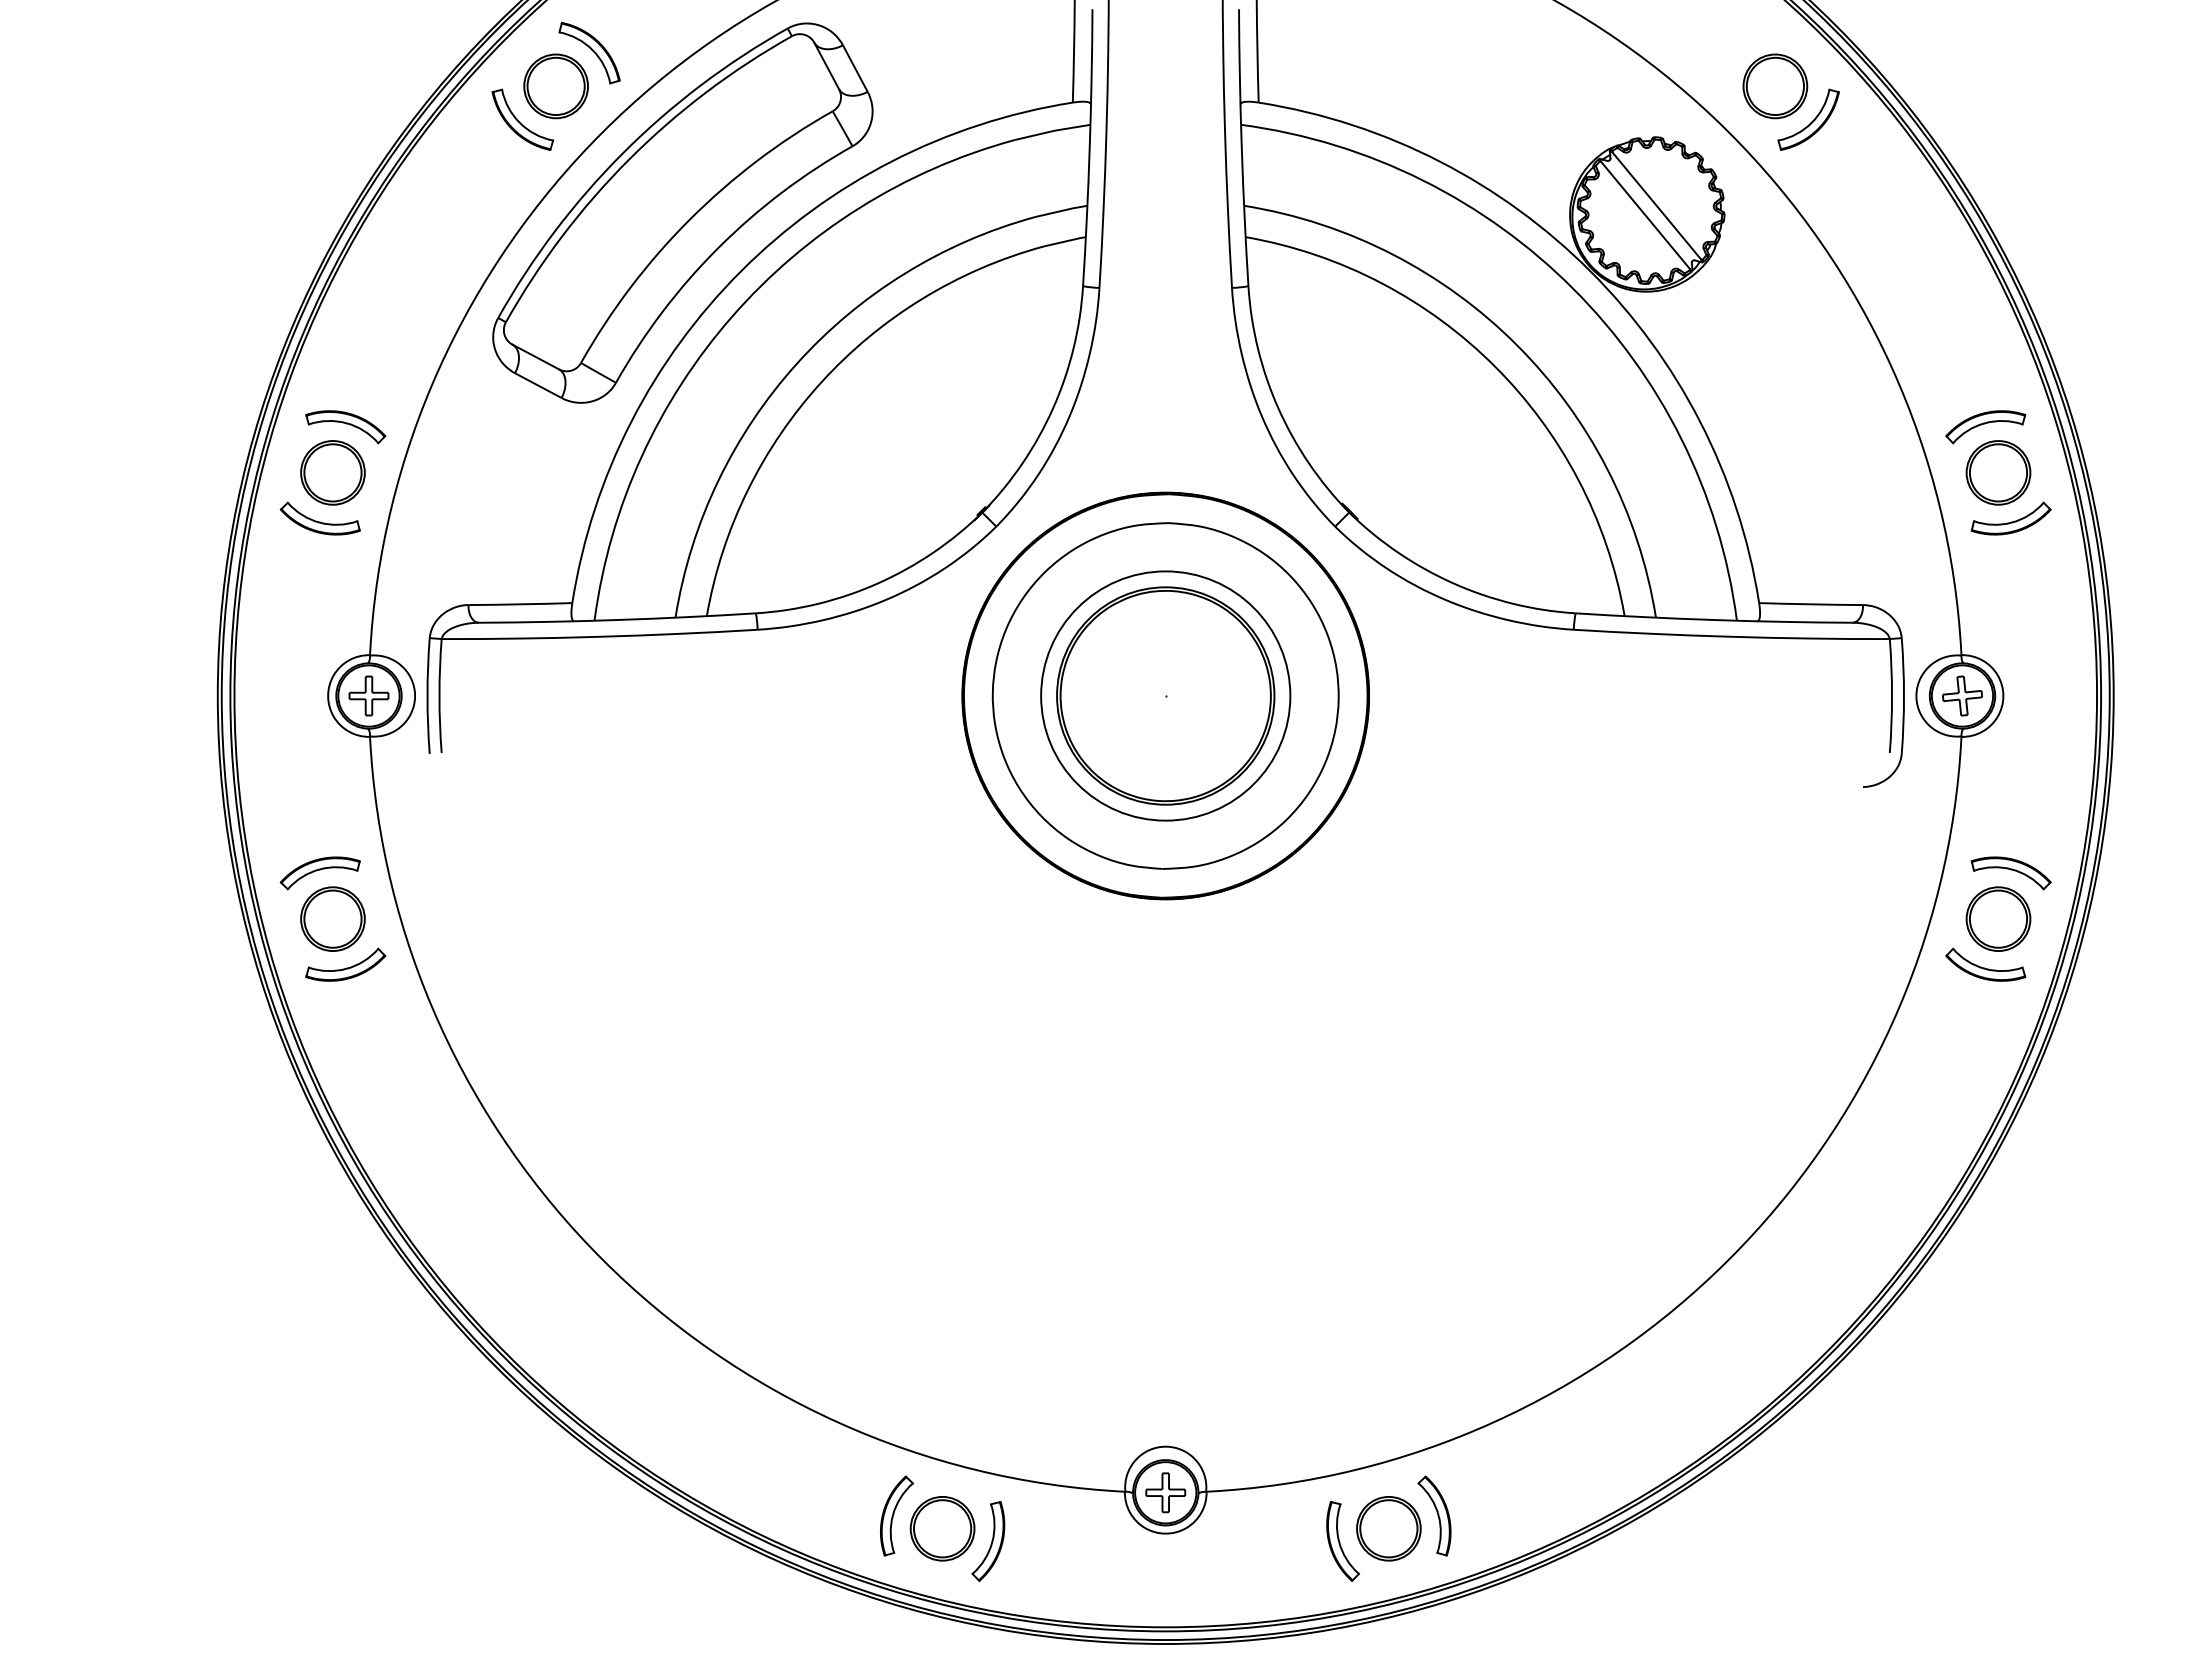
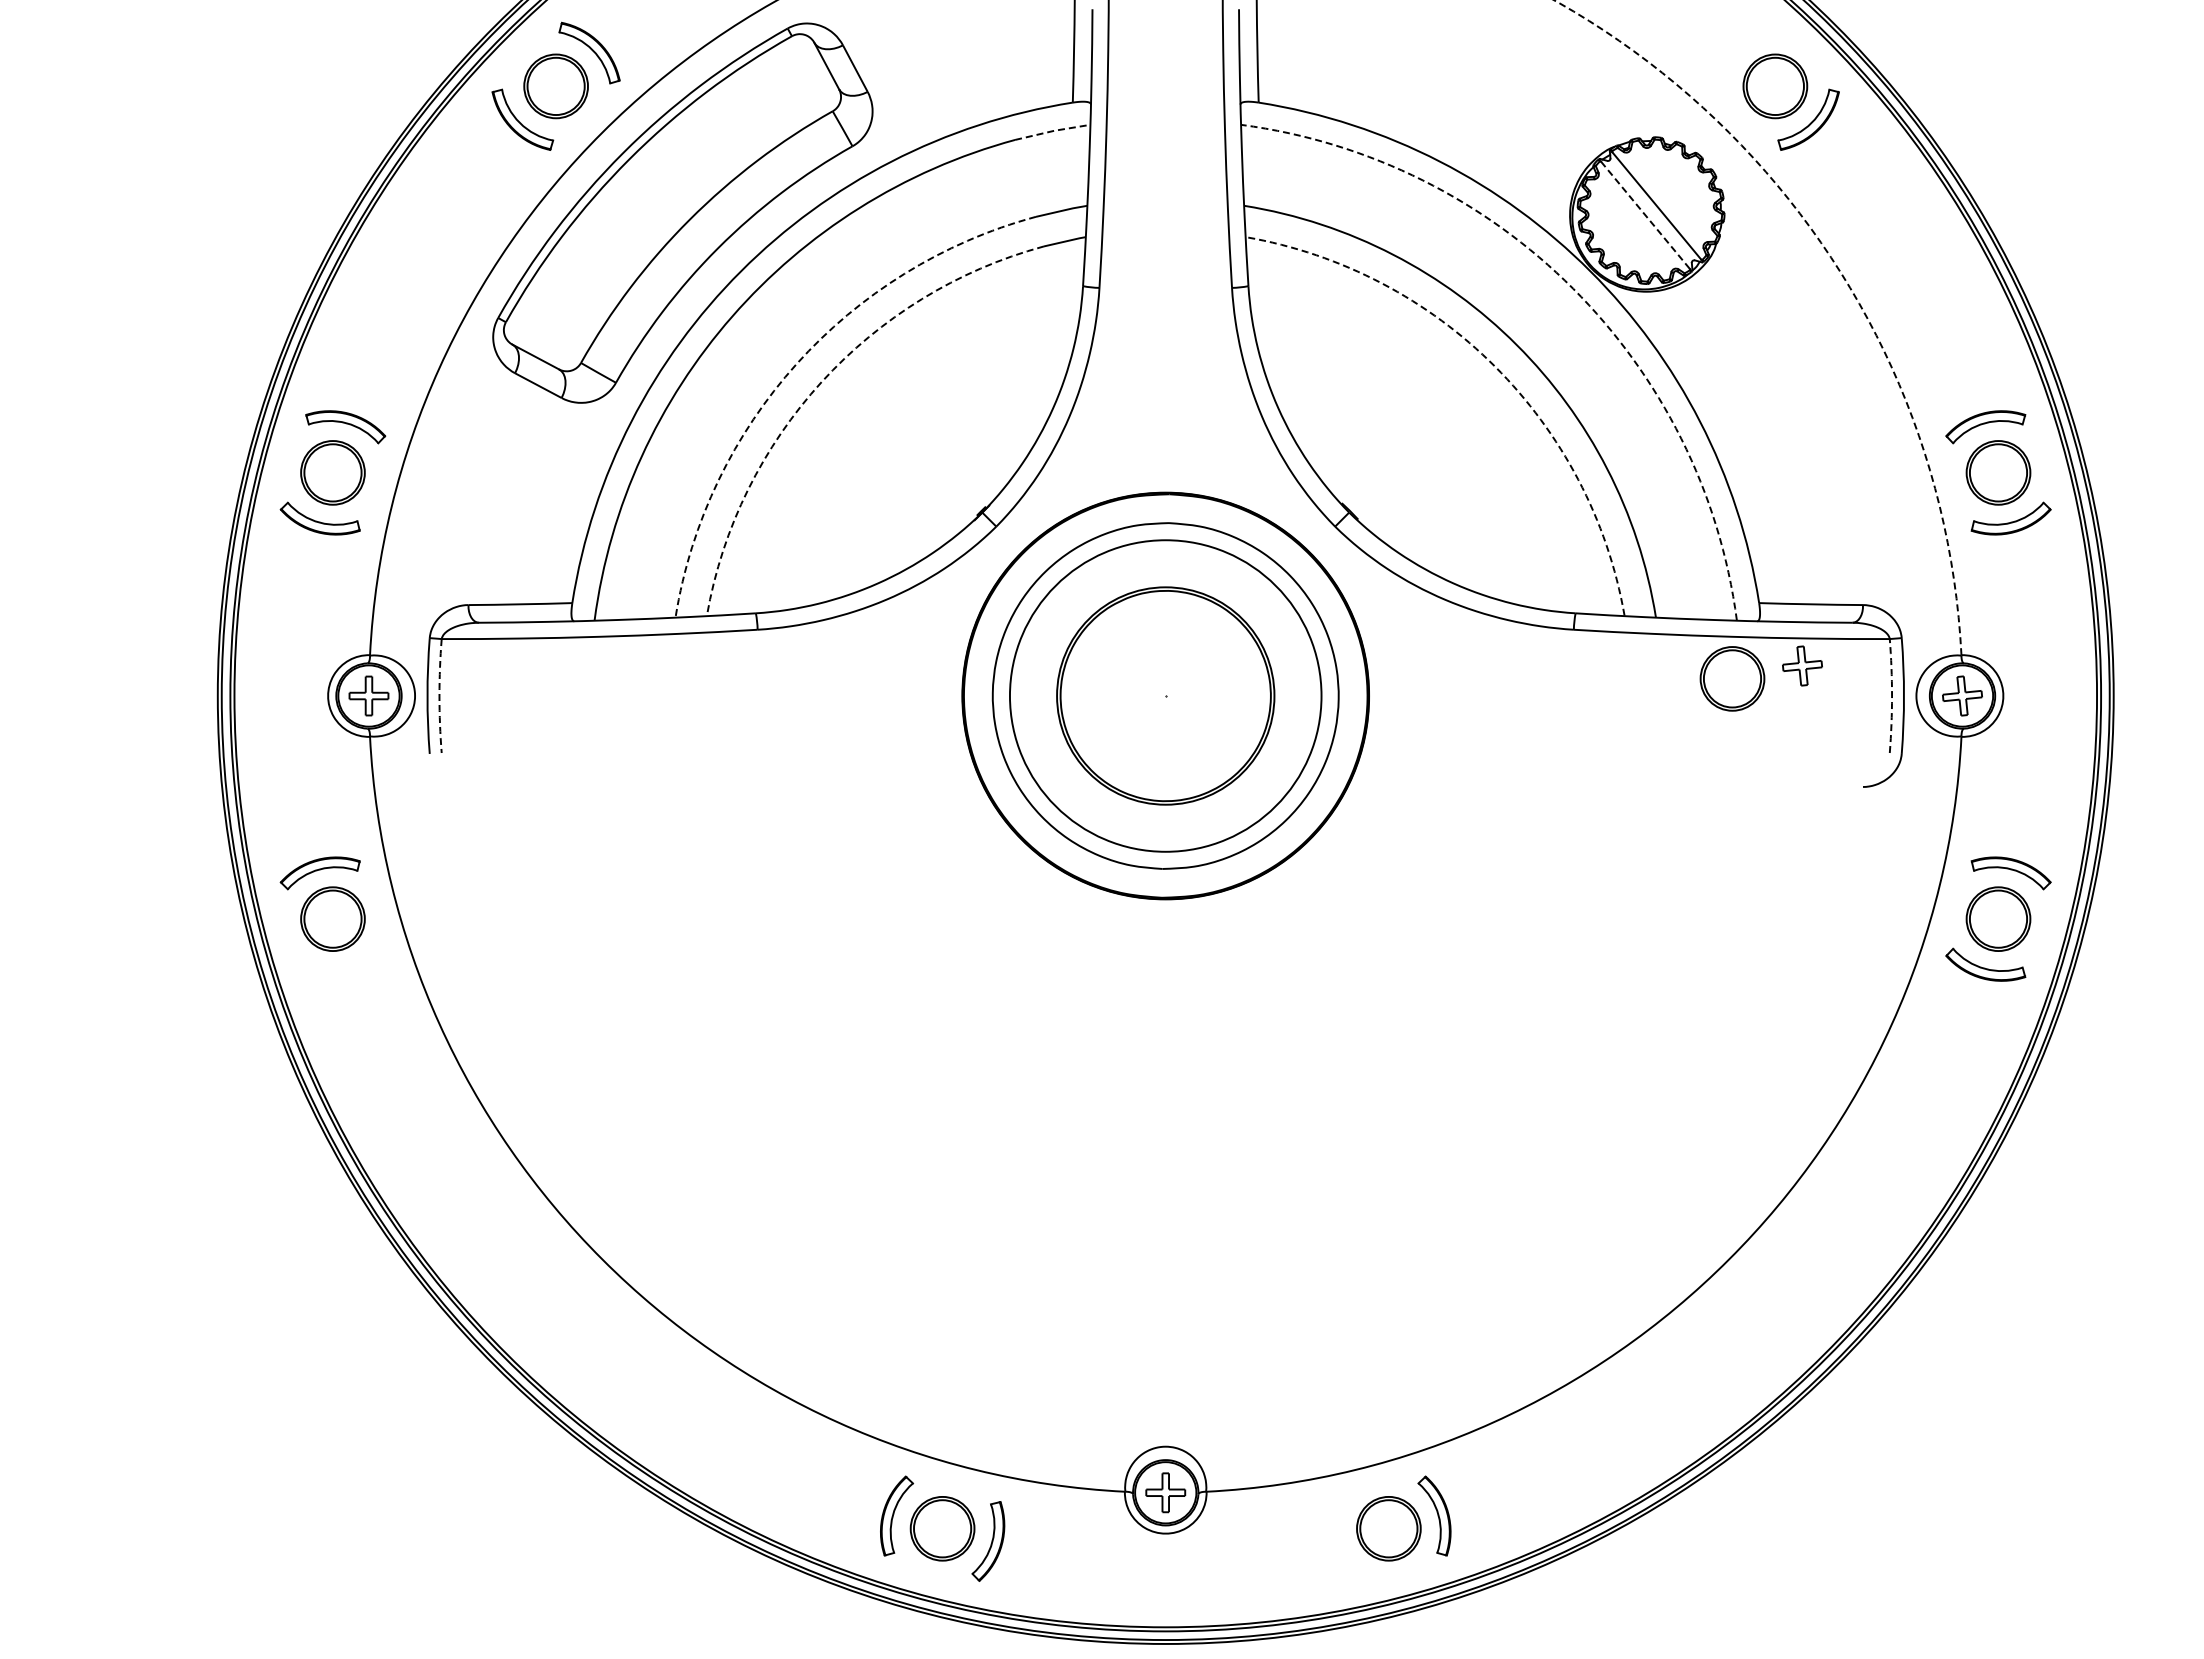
line: solid -> dashed (1052, 131)
line: solid -> dashed (1645, 215)
arc: solid -> dashed (1842, 275)
arc: solid -> dashed (1573, 288)
arc: solid -> dashed (796, 364)
arc: solid -> dashed (1495, 366)
arc: solid -> dashed (821, 382)
part: none -> present (1802, 665)
part: none -> present (1732, 678)
circle diameter: 249 px -> 312 px (1165, 695)
arc: solid -> dashed (439, 696)
arc: solid -> dashed (1892, 696)
part: present -> none (345, 964)
part: present -> none (1342, 1541)
